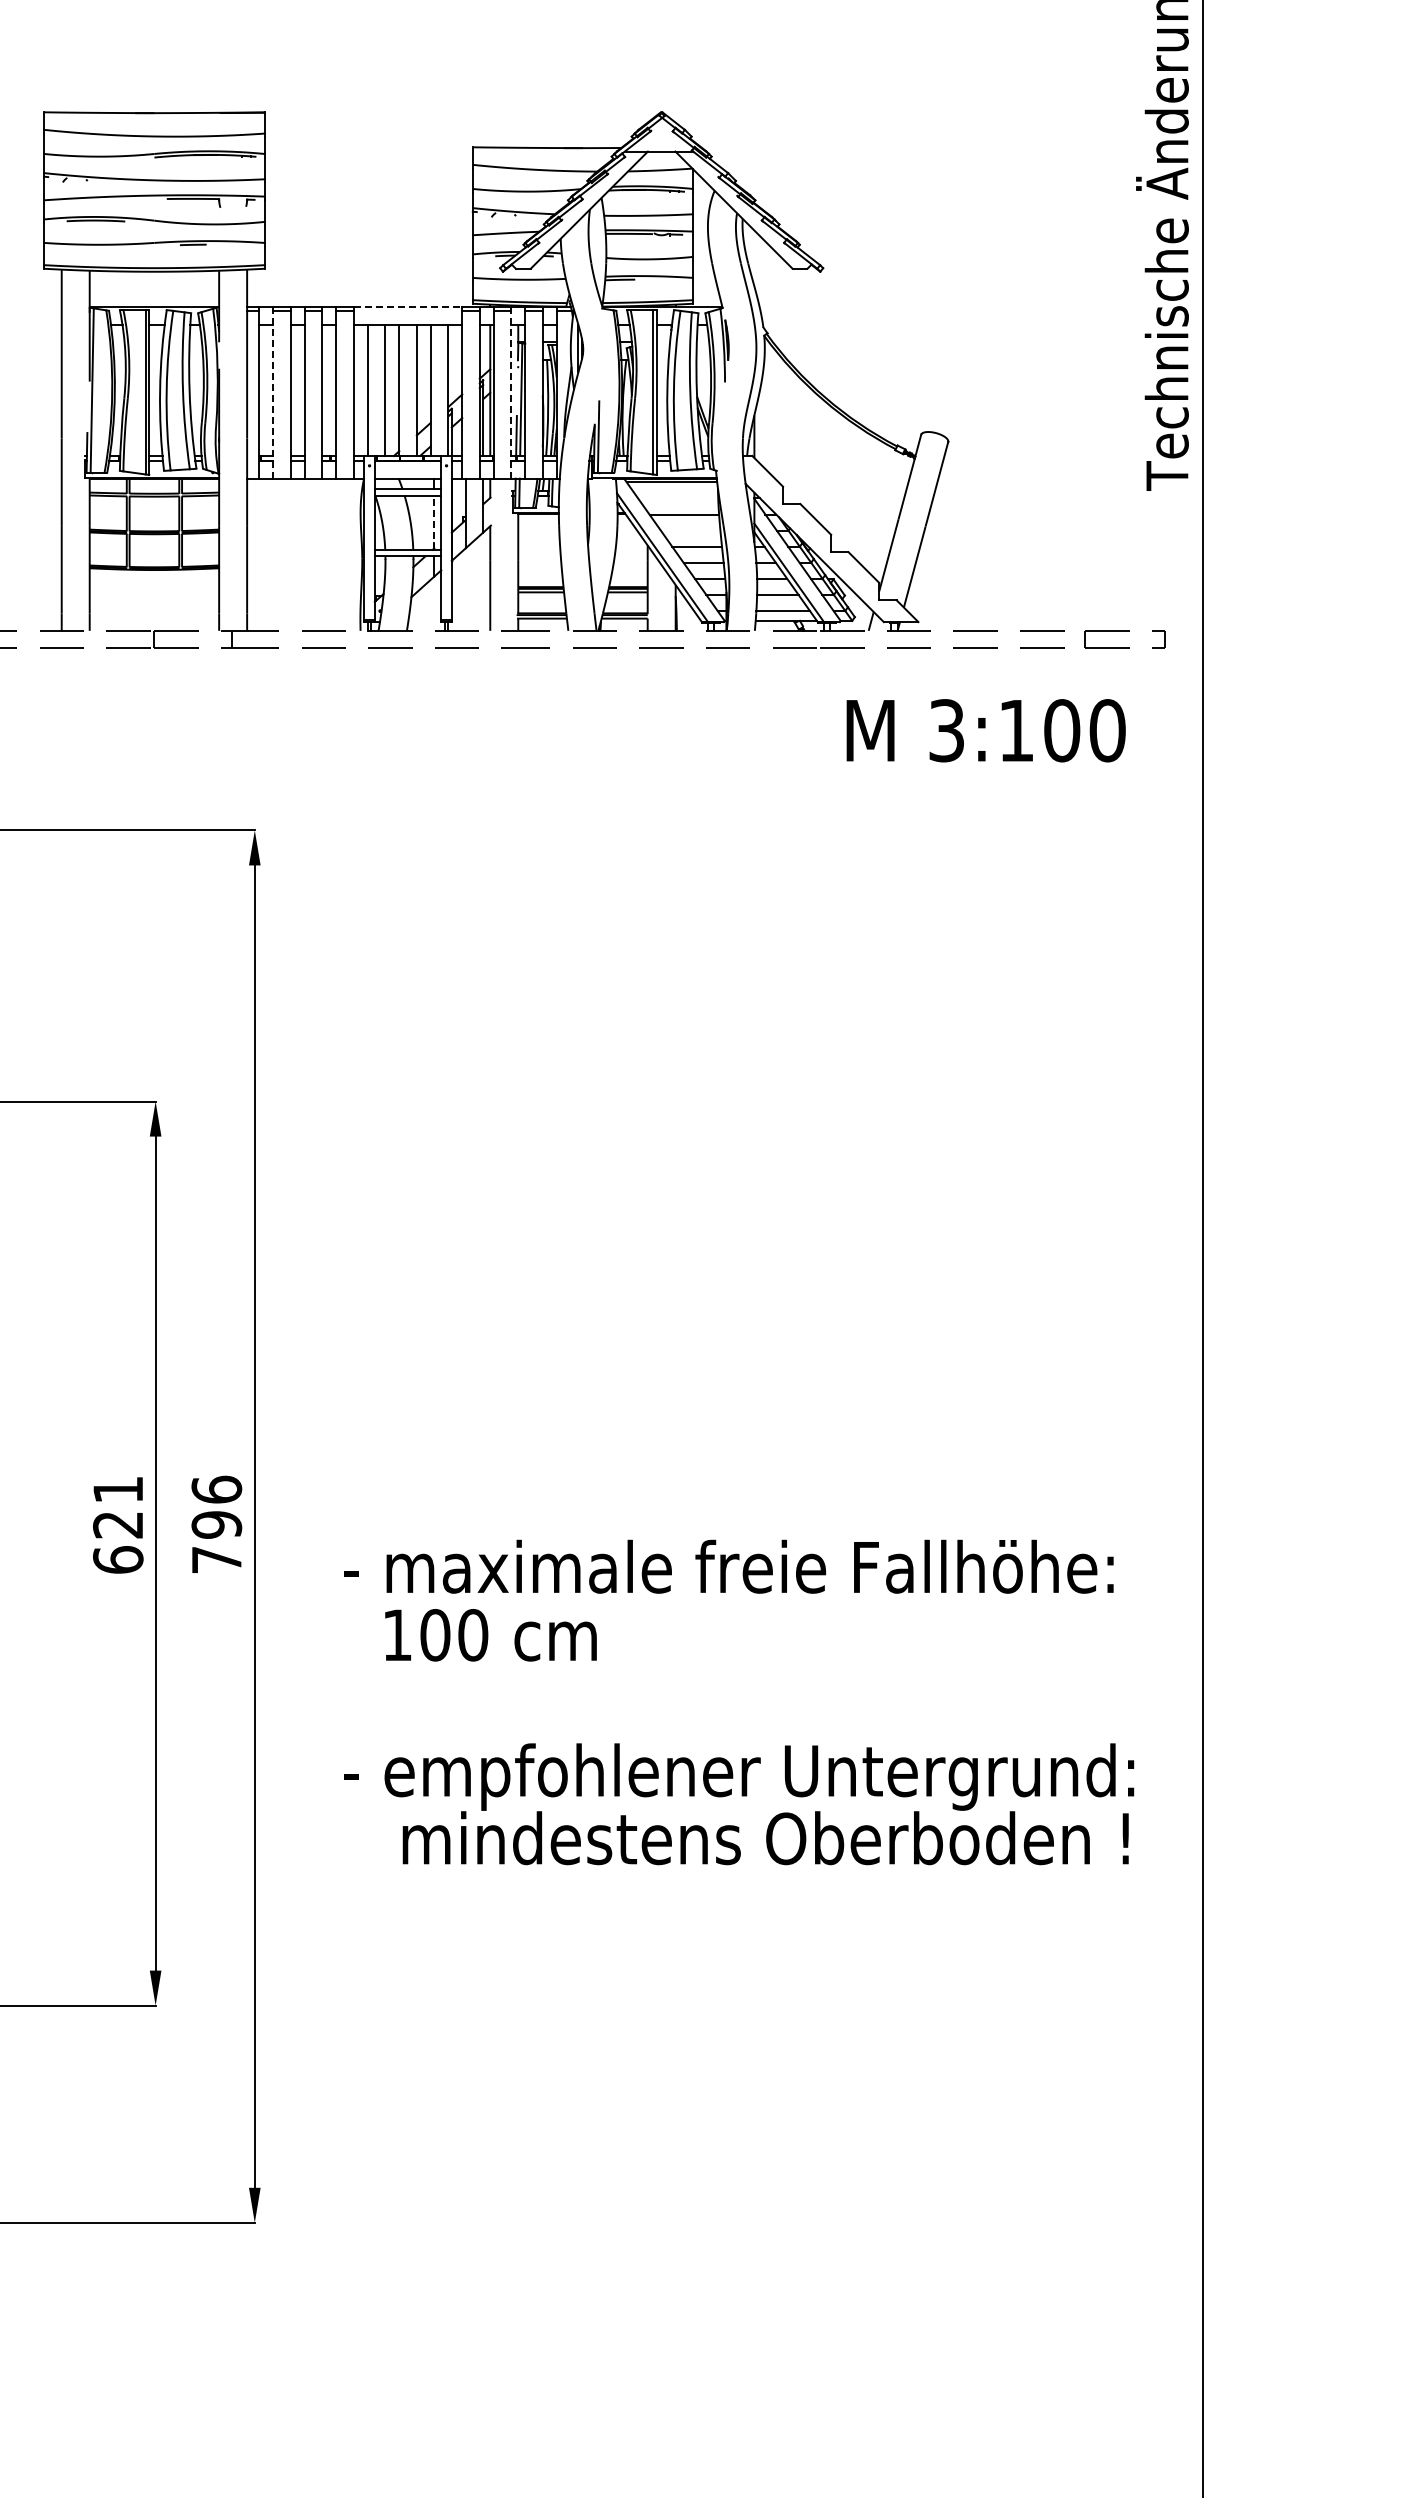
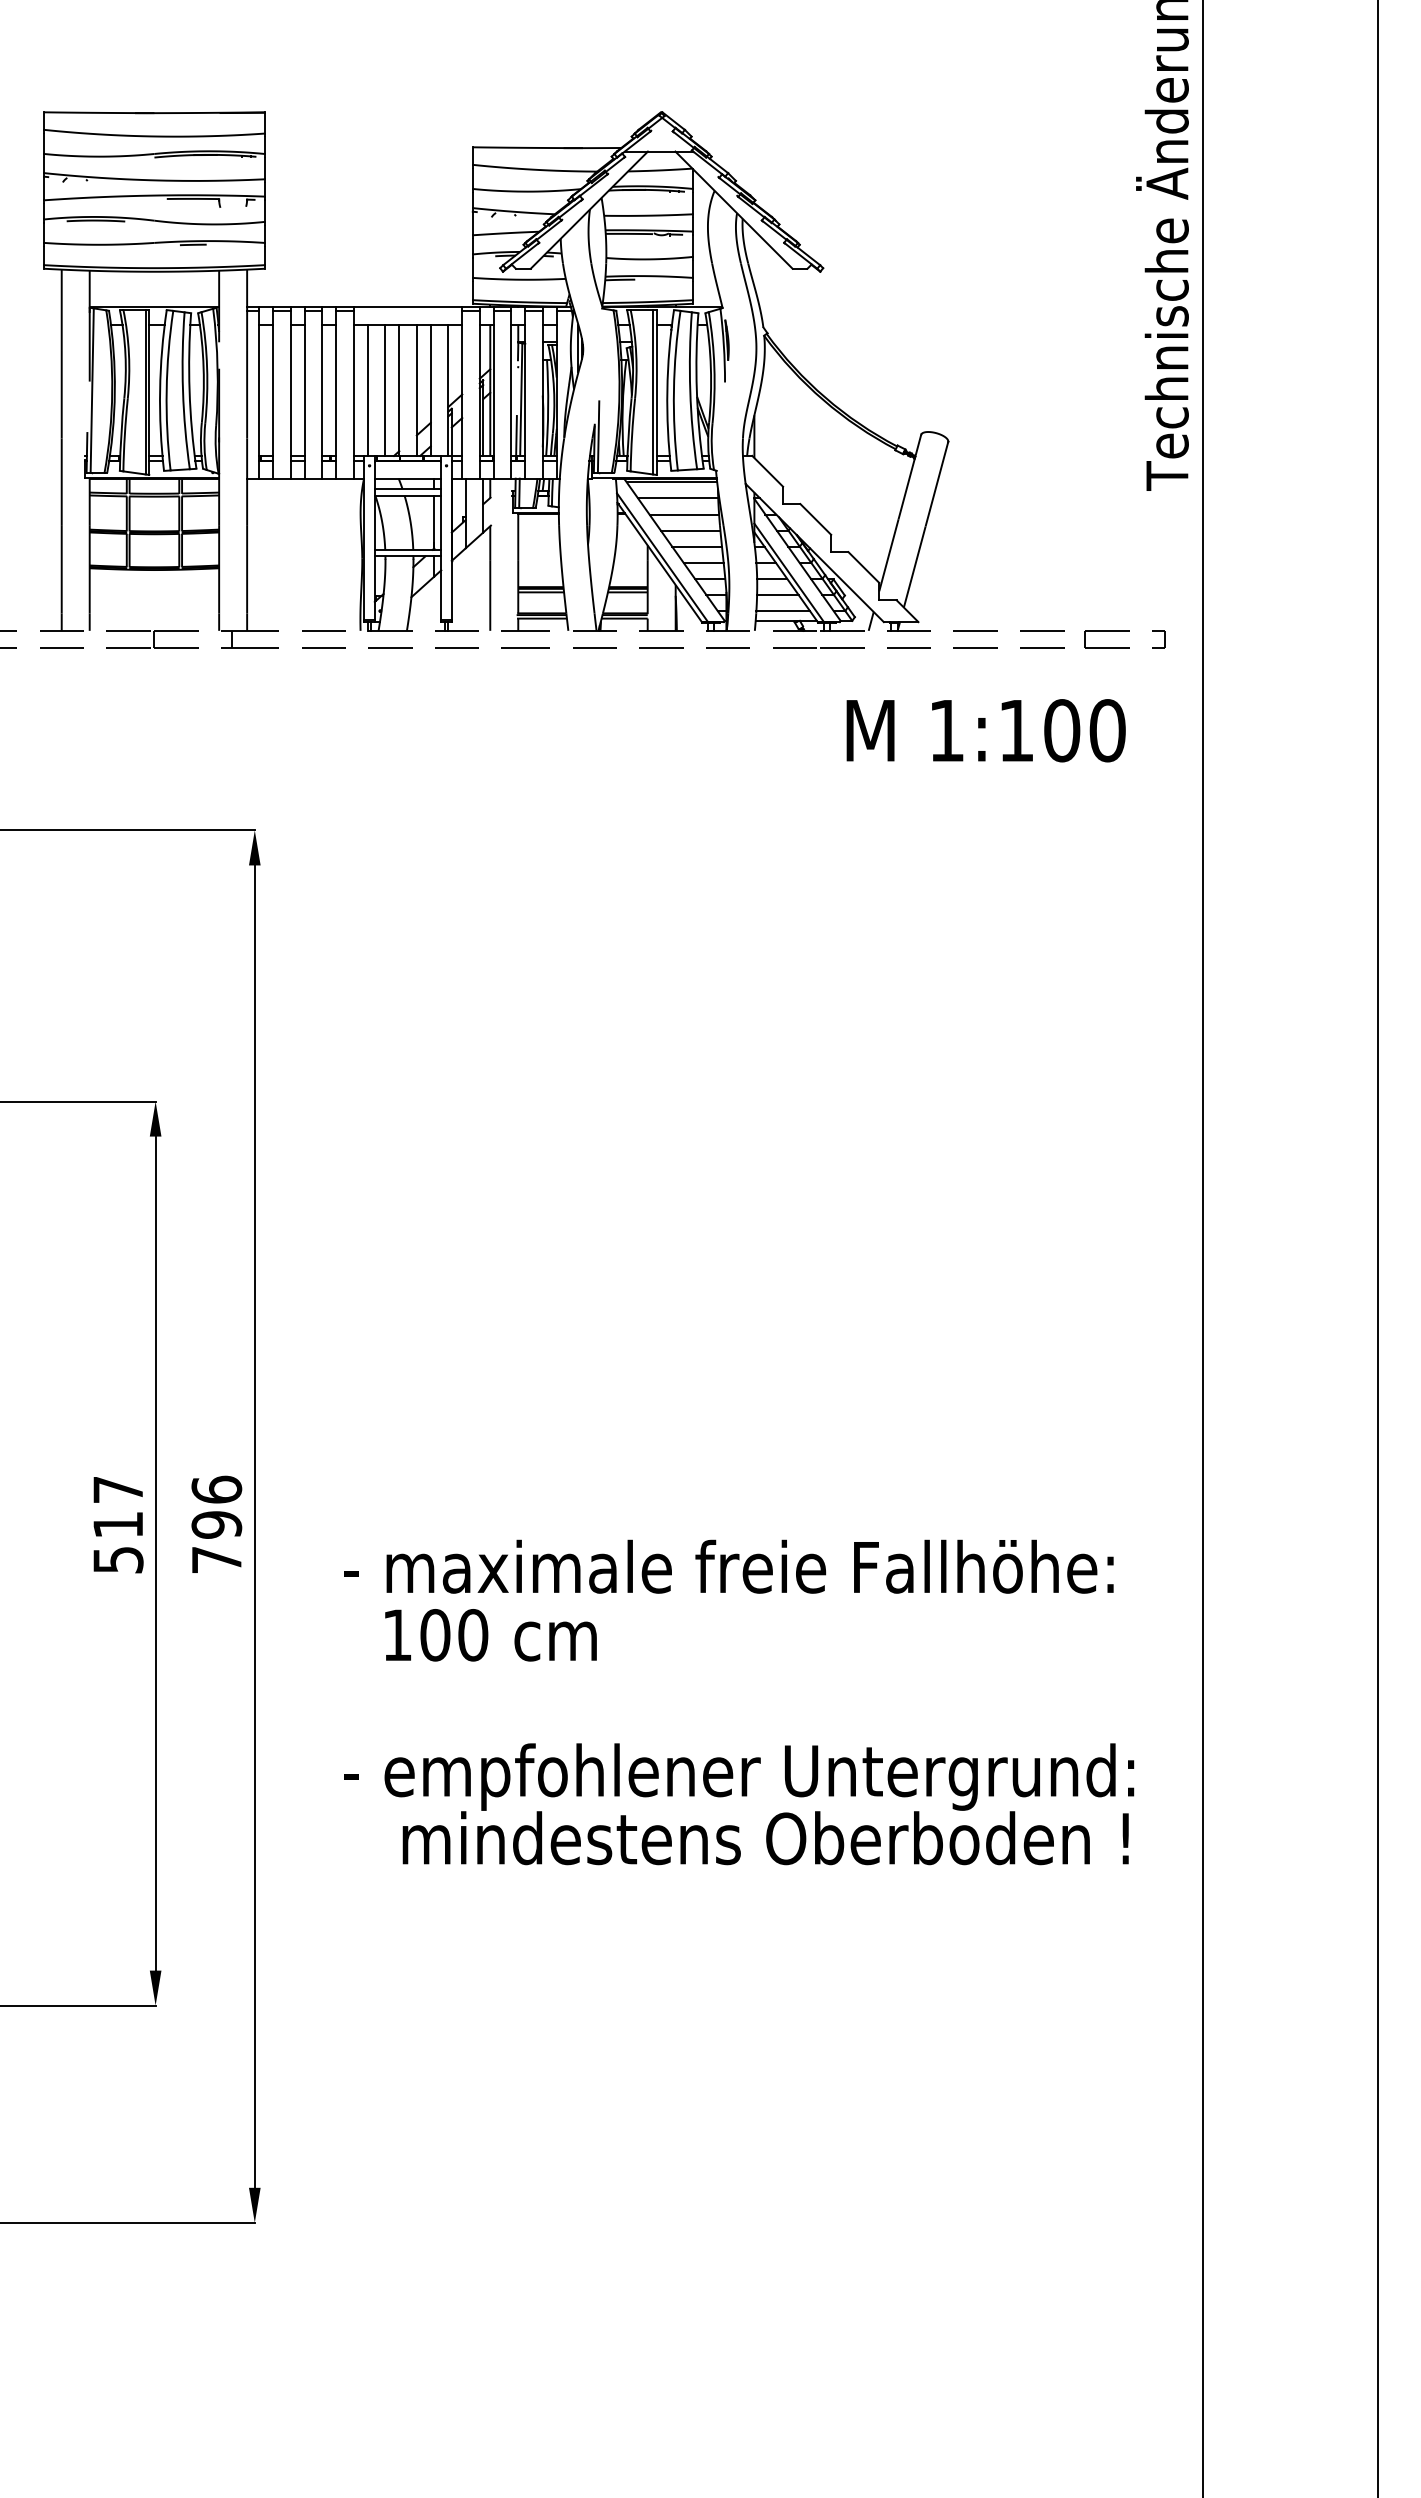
line: dashed -> solid (408, 307)
line: dashed -> solid (273, 394)
line: dashed -> solid (511, 394)
line: none -> present (678, 498)
line: dashed -> solid (434, 522)
line: none -> present (690, 530)
text: 3:100 -> 1:100 (946, 730)
line: none -> present (1378, 1248)
text: 621 -> 517 (118, 1525)
